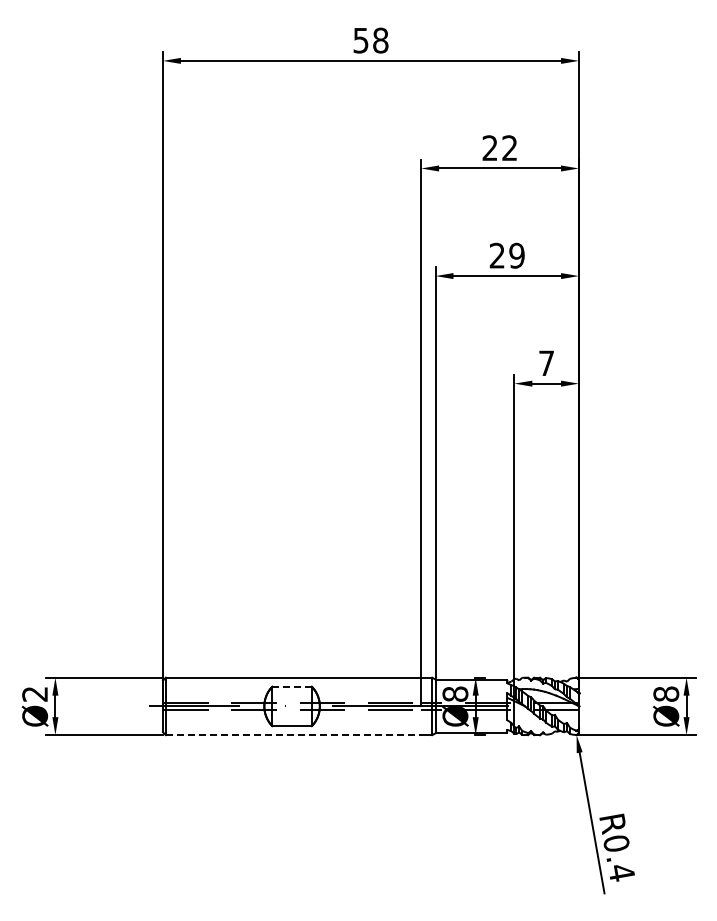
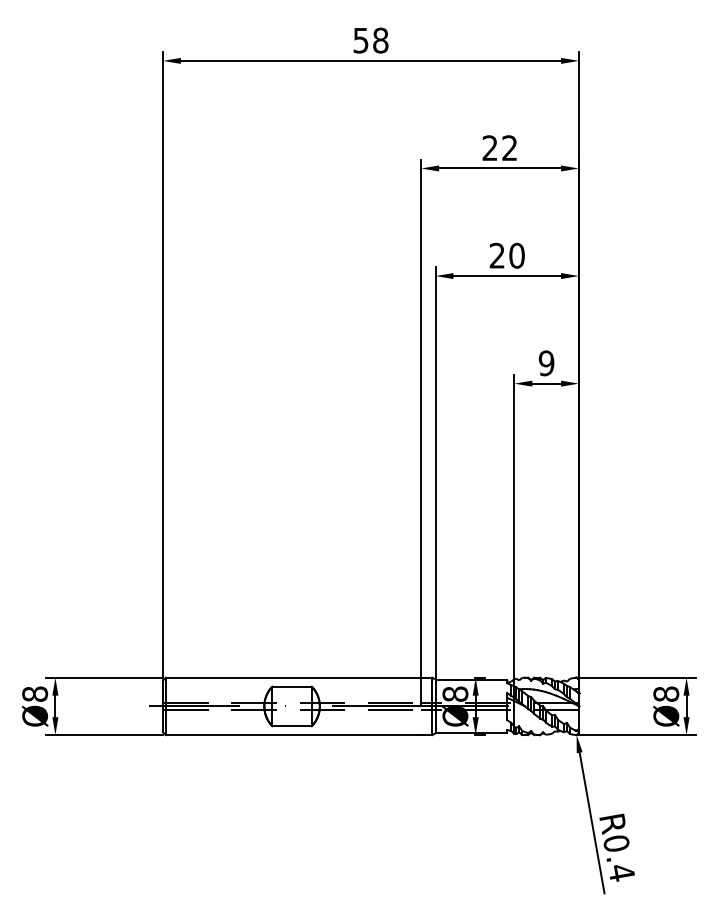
text: 29 -> 20 (516, 255)
text: 7 -> 9 (546, 363)
line: dashed -> solid (292, 686)
text: Ø2 -> Ø8 (35, 693)
line: dashed -> solid (293, 735)
